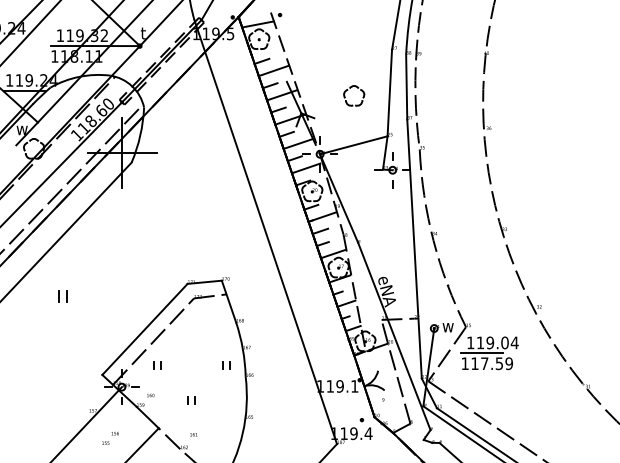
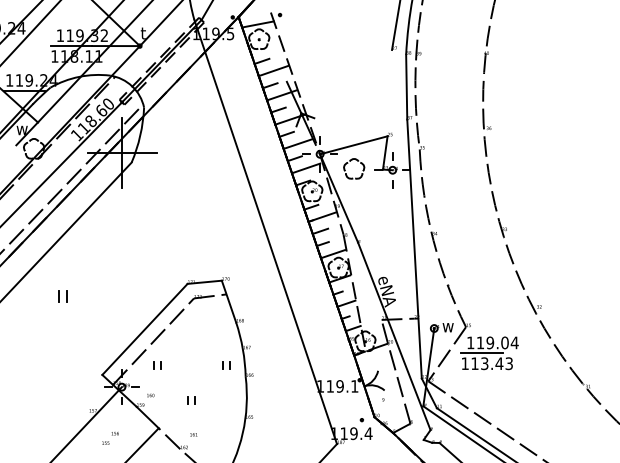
part position: (357, 88) -> (357, 161) (357, 161)
line: present -> none (389, 92)
text: 117.59 -> 113.43 (496, 363)
